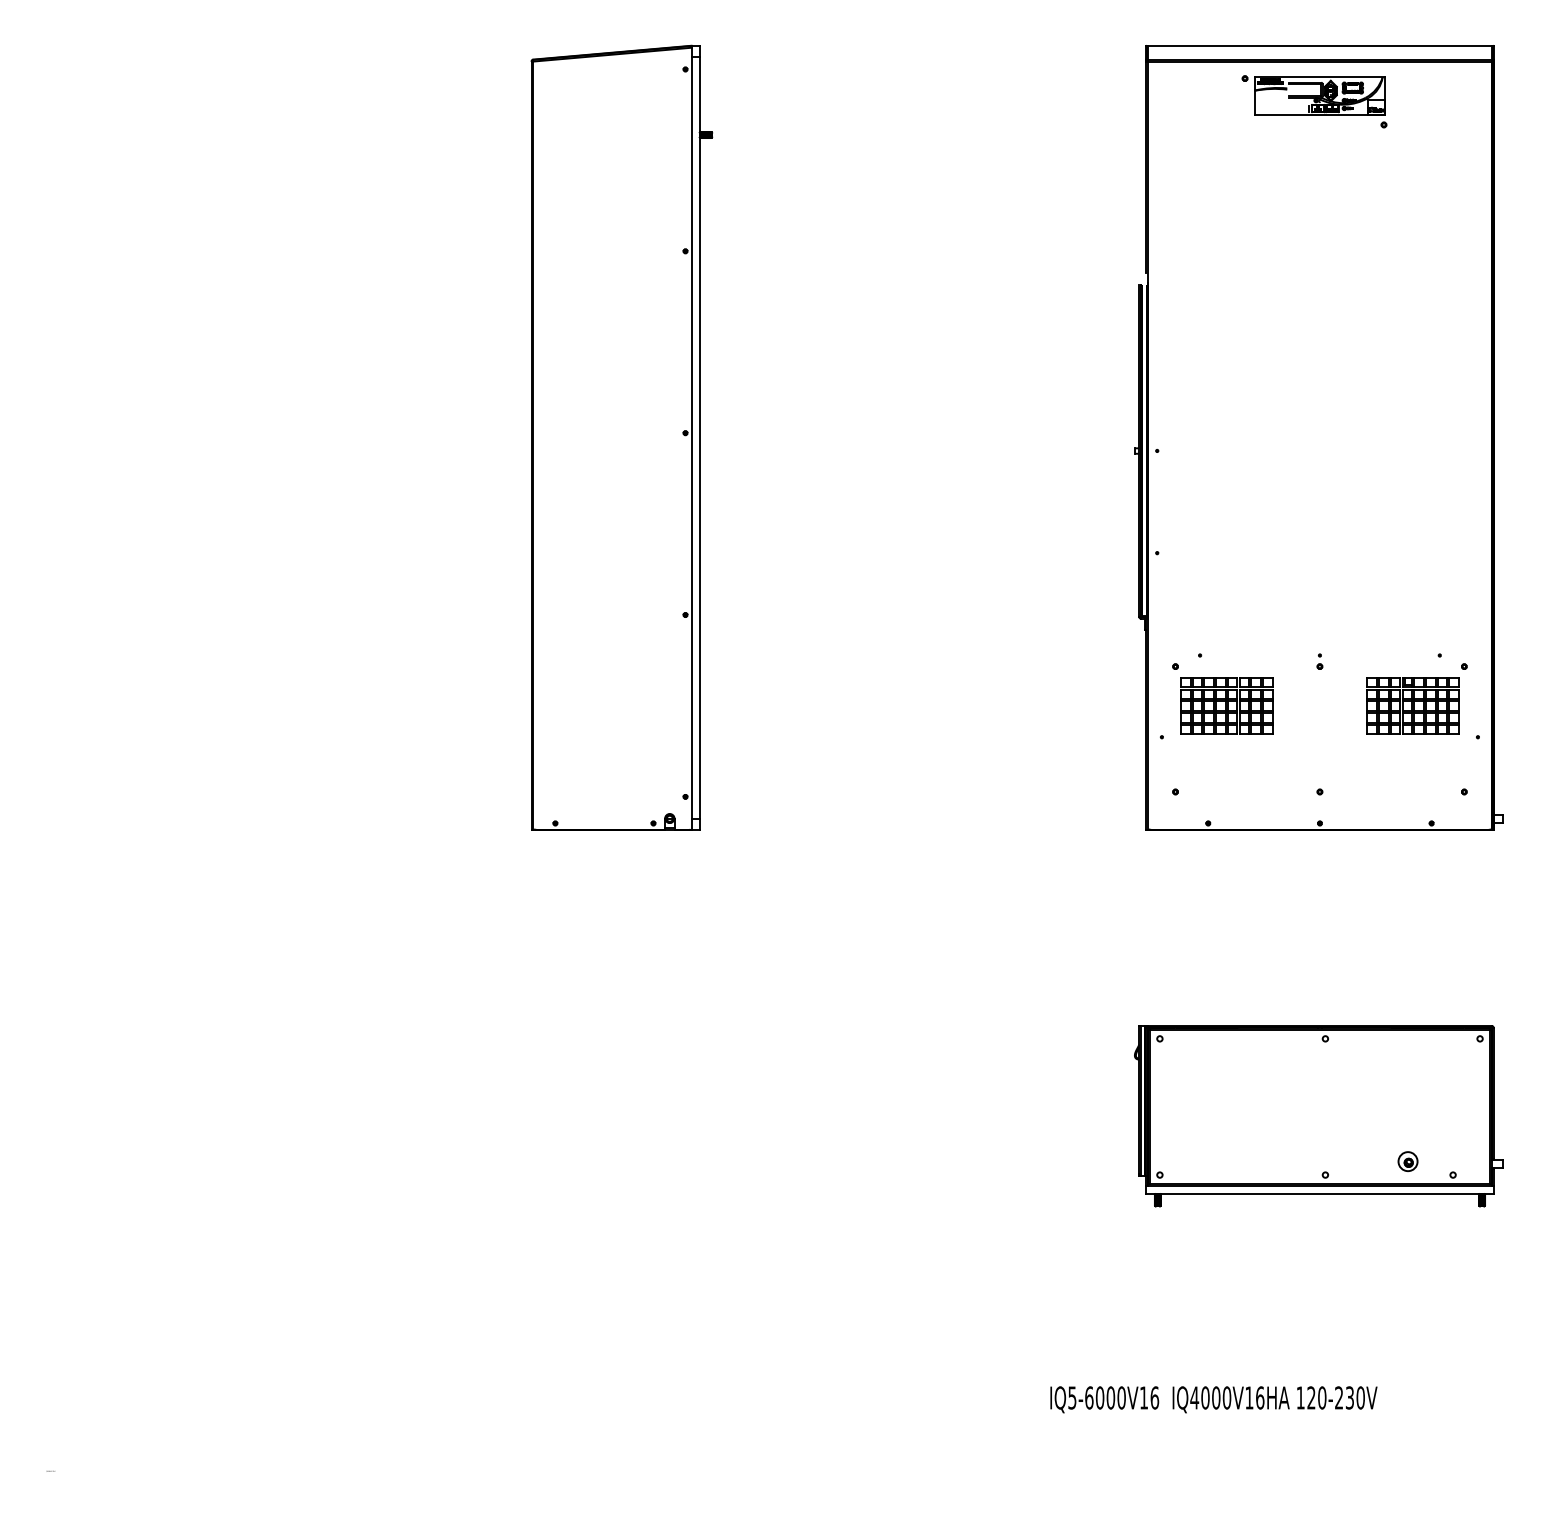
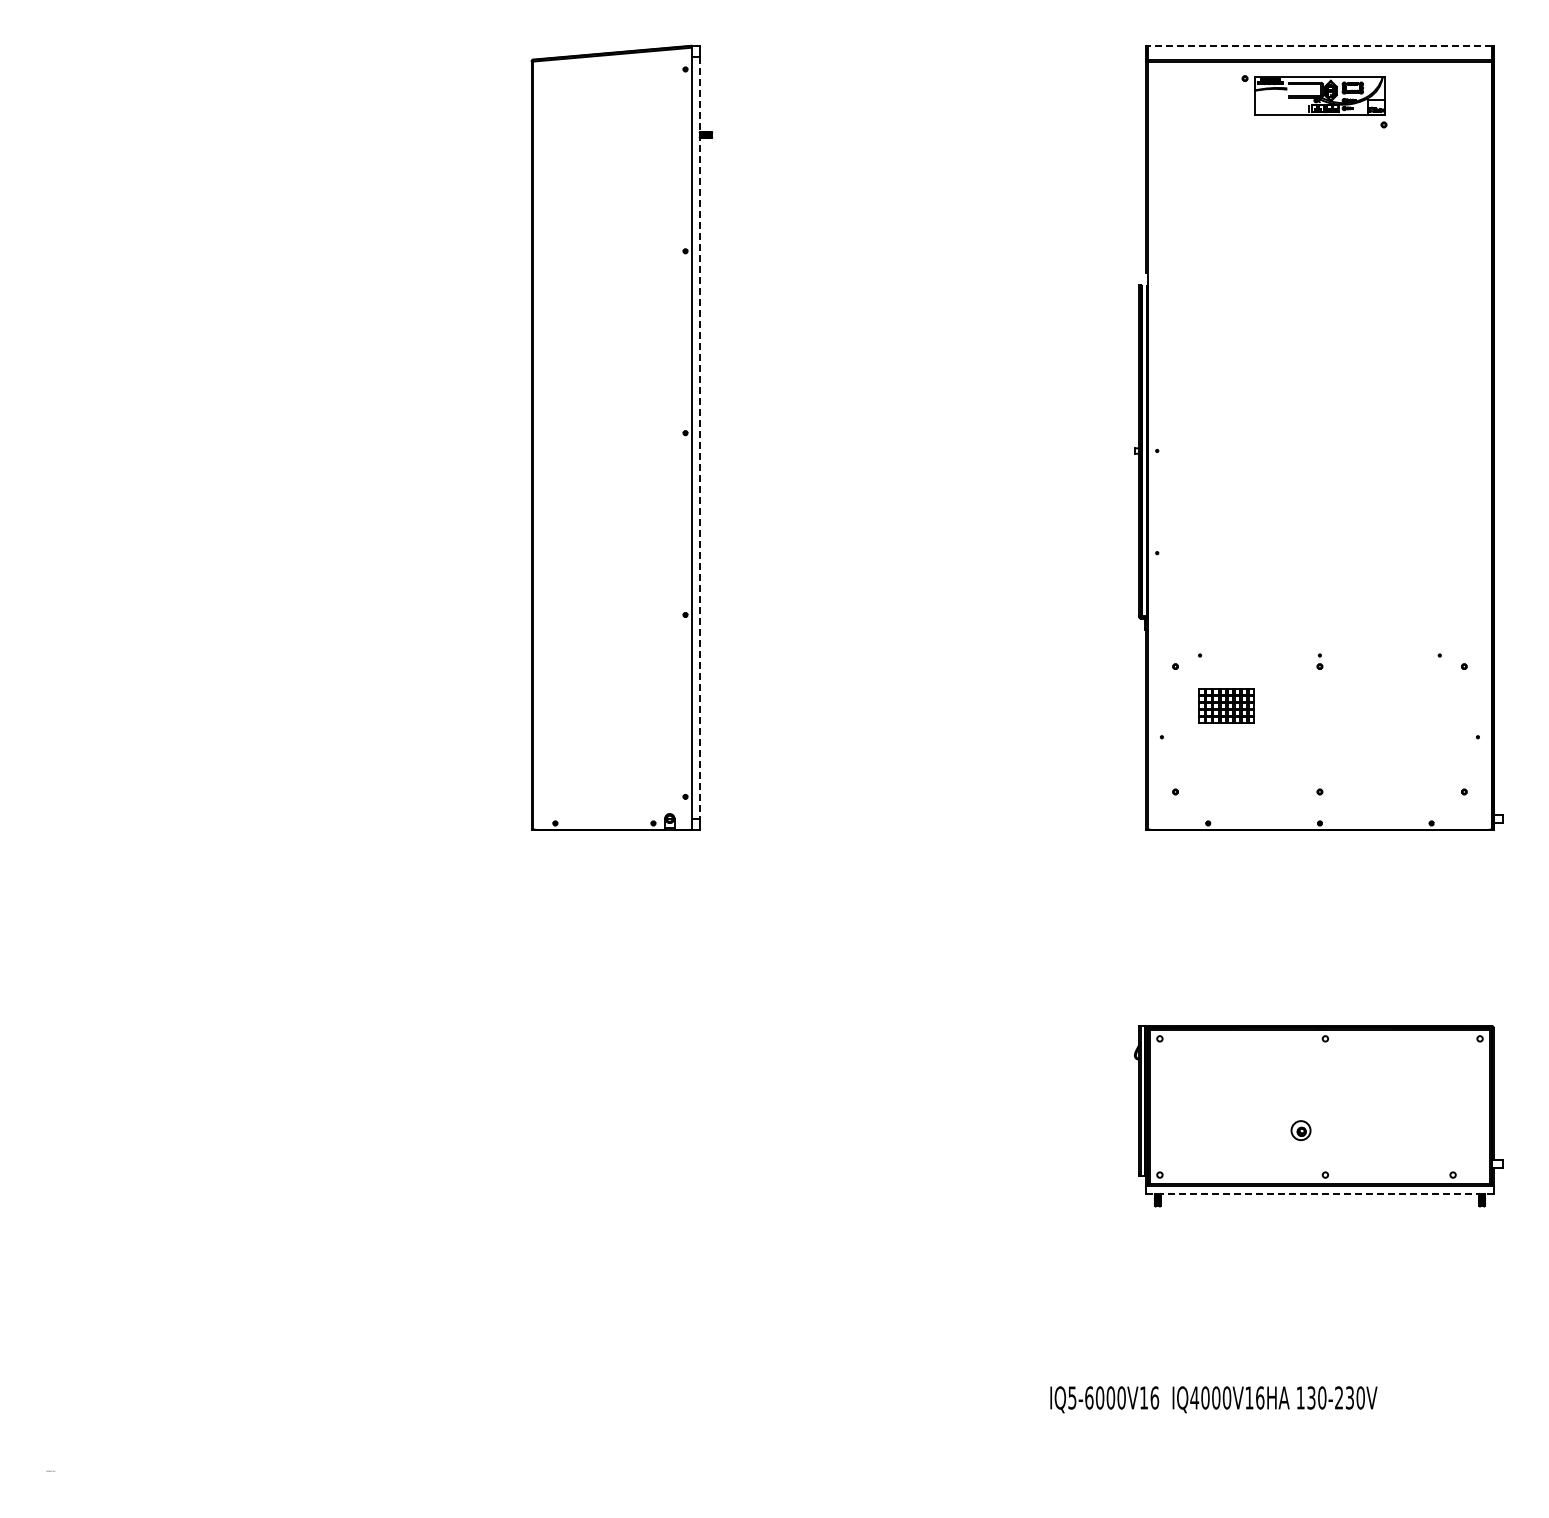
line: solid -> dashed (1319, 45)
line: solid -> dashed (699, 438)
part size: 94x58 px -> 57x36 px (1226, 705)
part: present -> none (1412, 705)
part position: (1407, 1161) -> (1300, 1130) (1300, 1130)
line: solid -> dashed (1319, 1194)
text: 120-230V -> 130-230V (1311, 1397)
